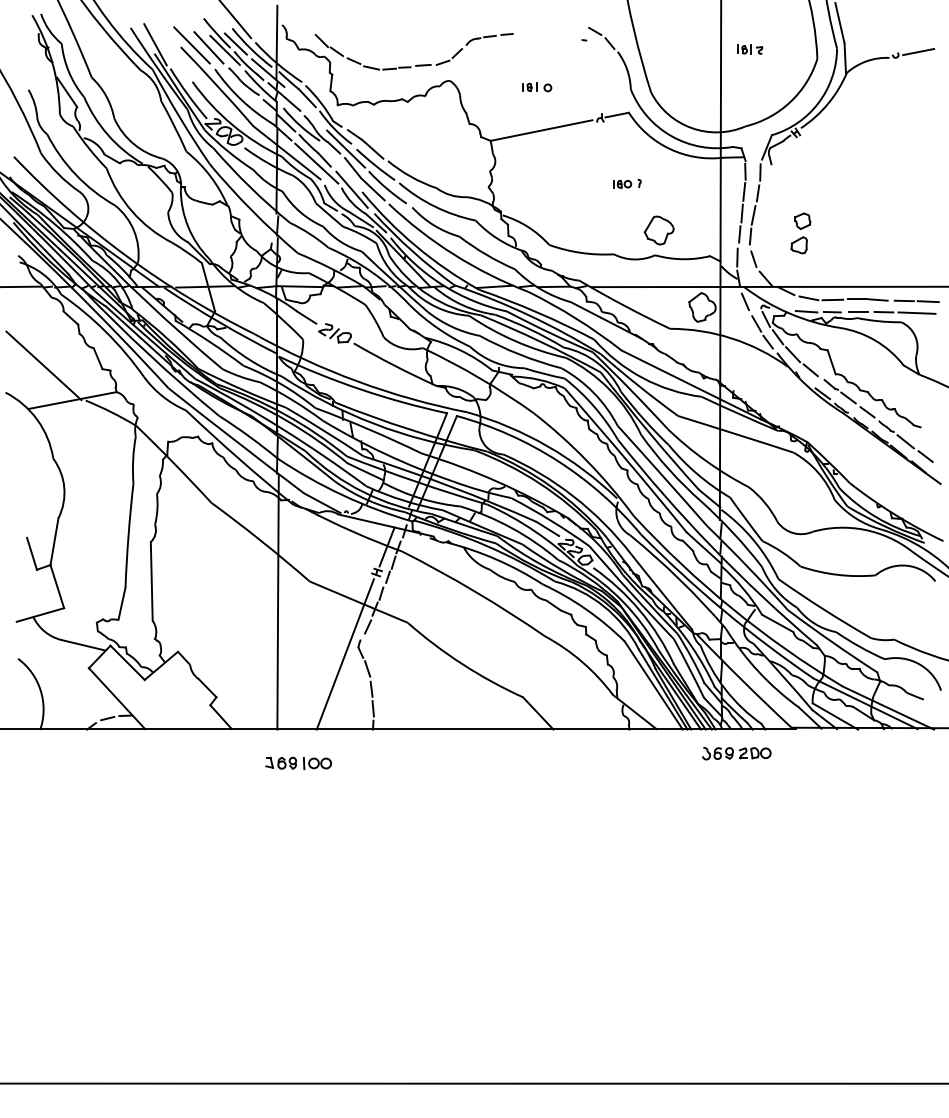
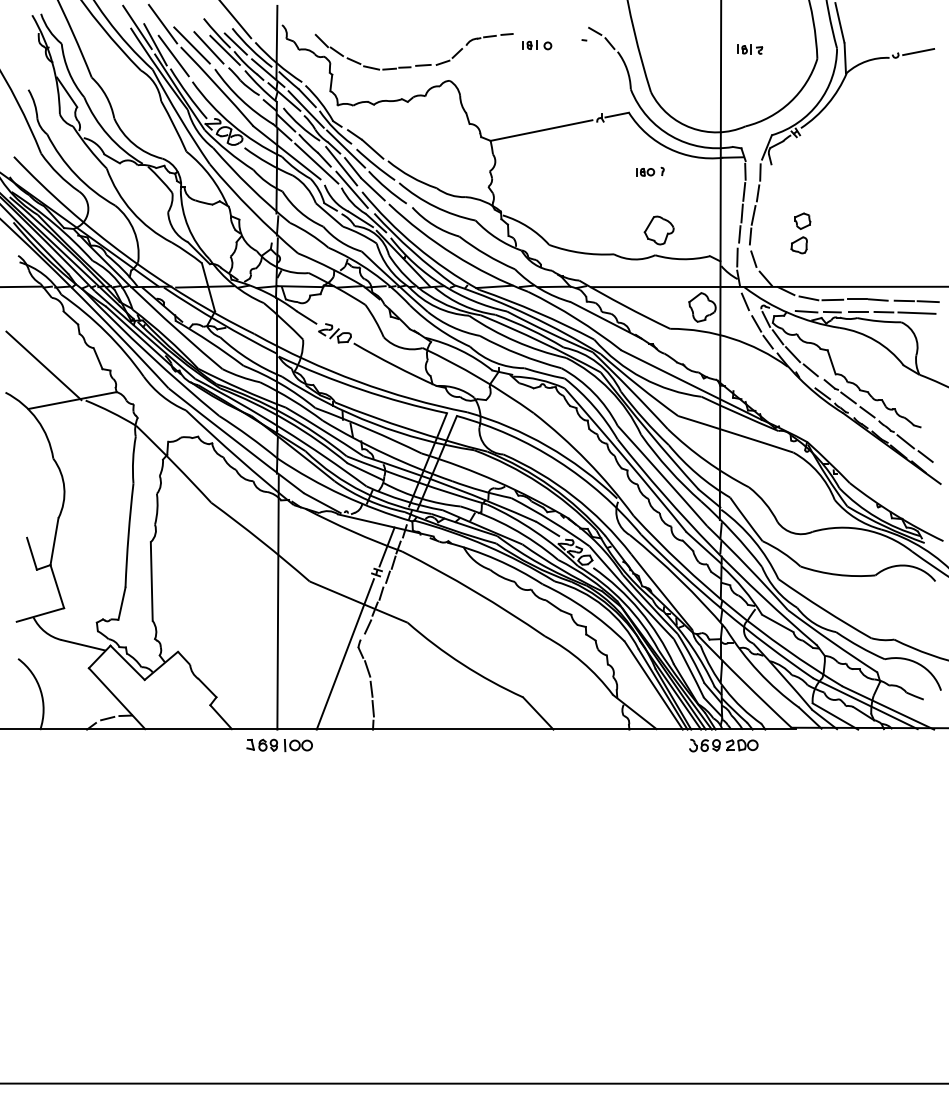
line: none -> present (162, 23)
line: none -> present (137, 27)
line: none -> present (173, 55)
part position: (537, 87) -> (537, 45) (537, 45)
line: none -> present (305, 109)
line: none -> present (341, 165)
part position: (627, 183) -> (650, 171) (650, 171)
part position: (736, 753) -> (723, 745) (723, 745)
part position: (298, 763) -> (279, 745) (279, 745)
